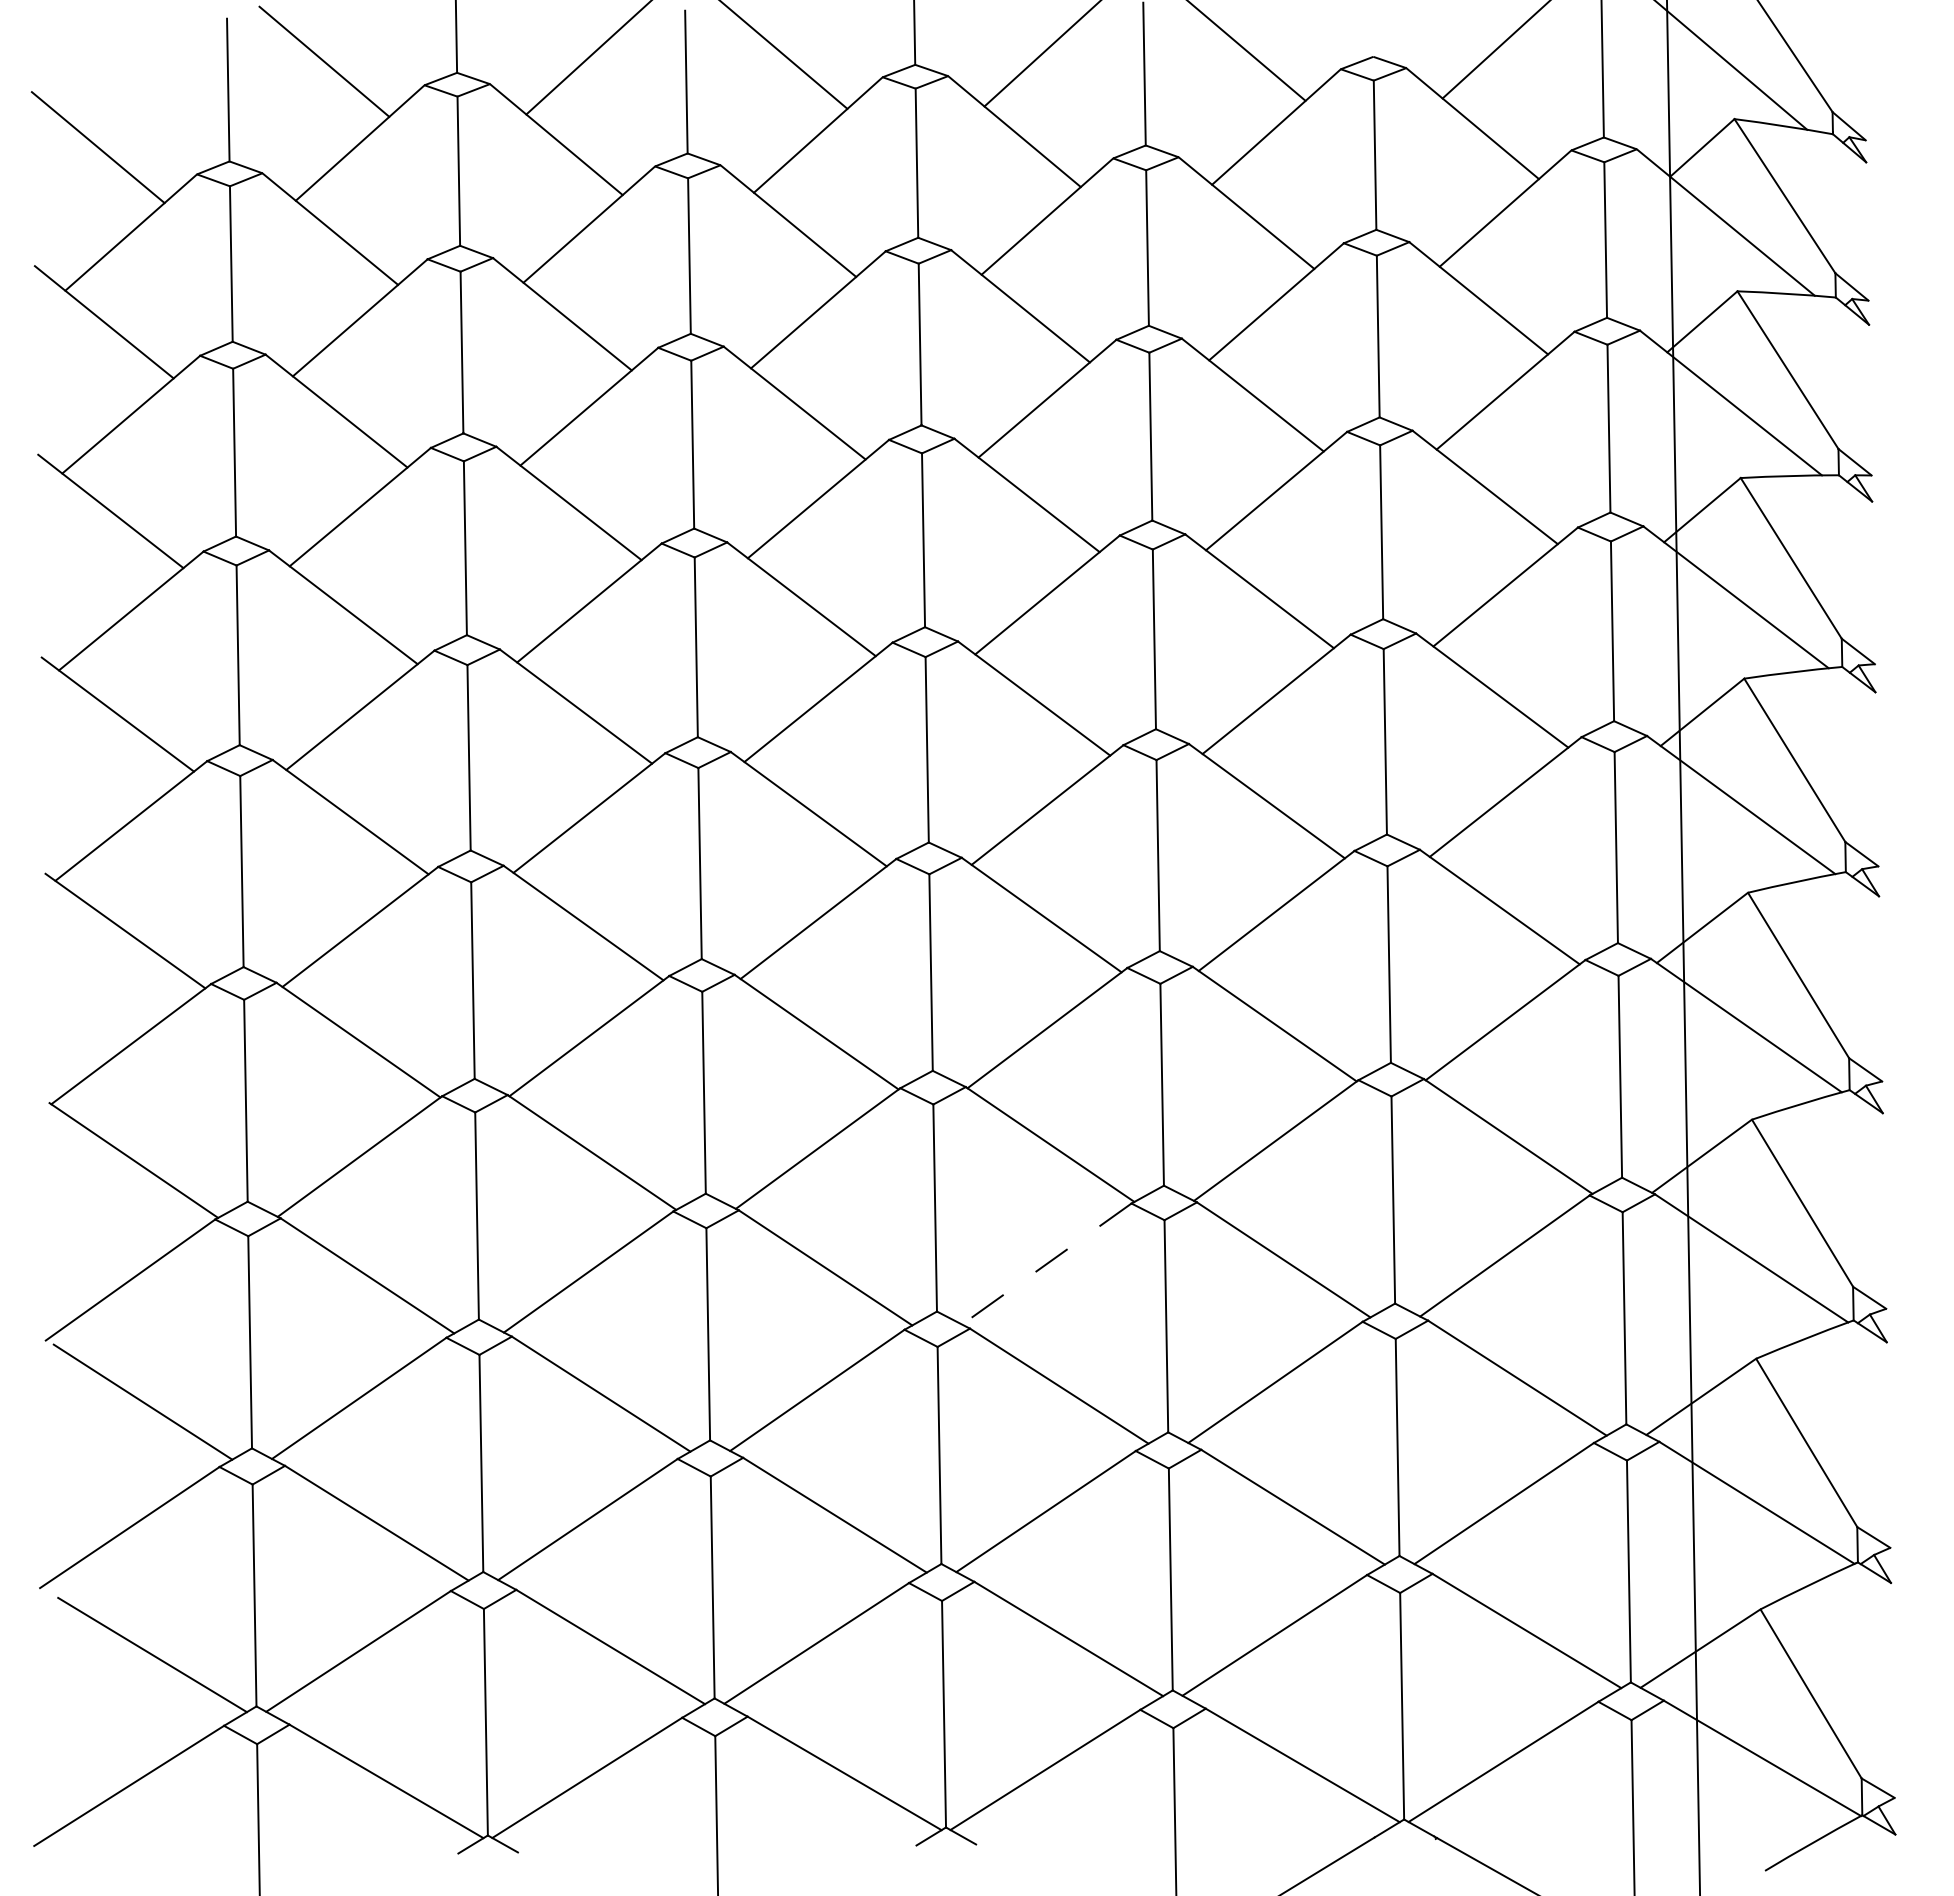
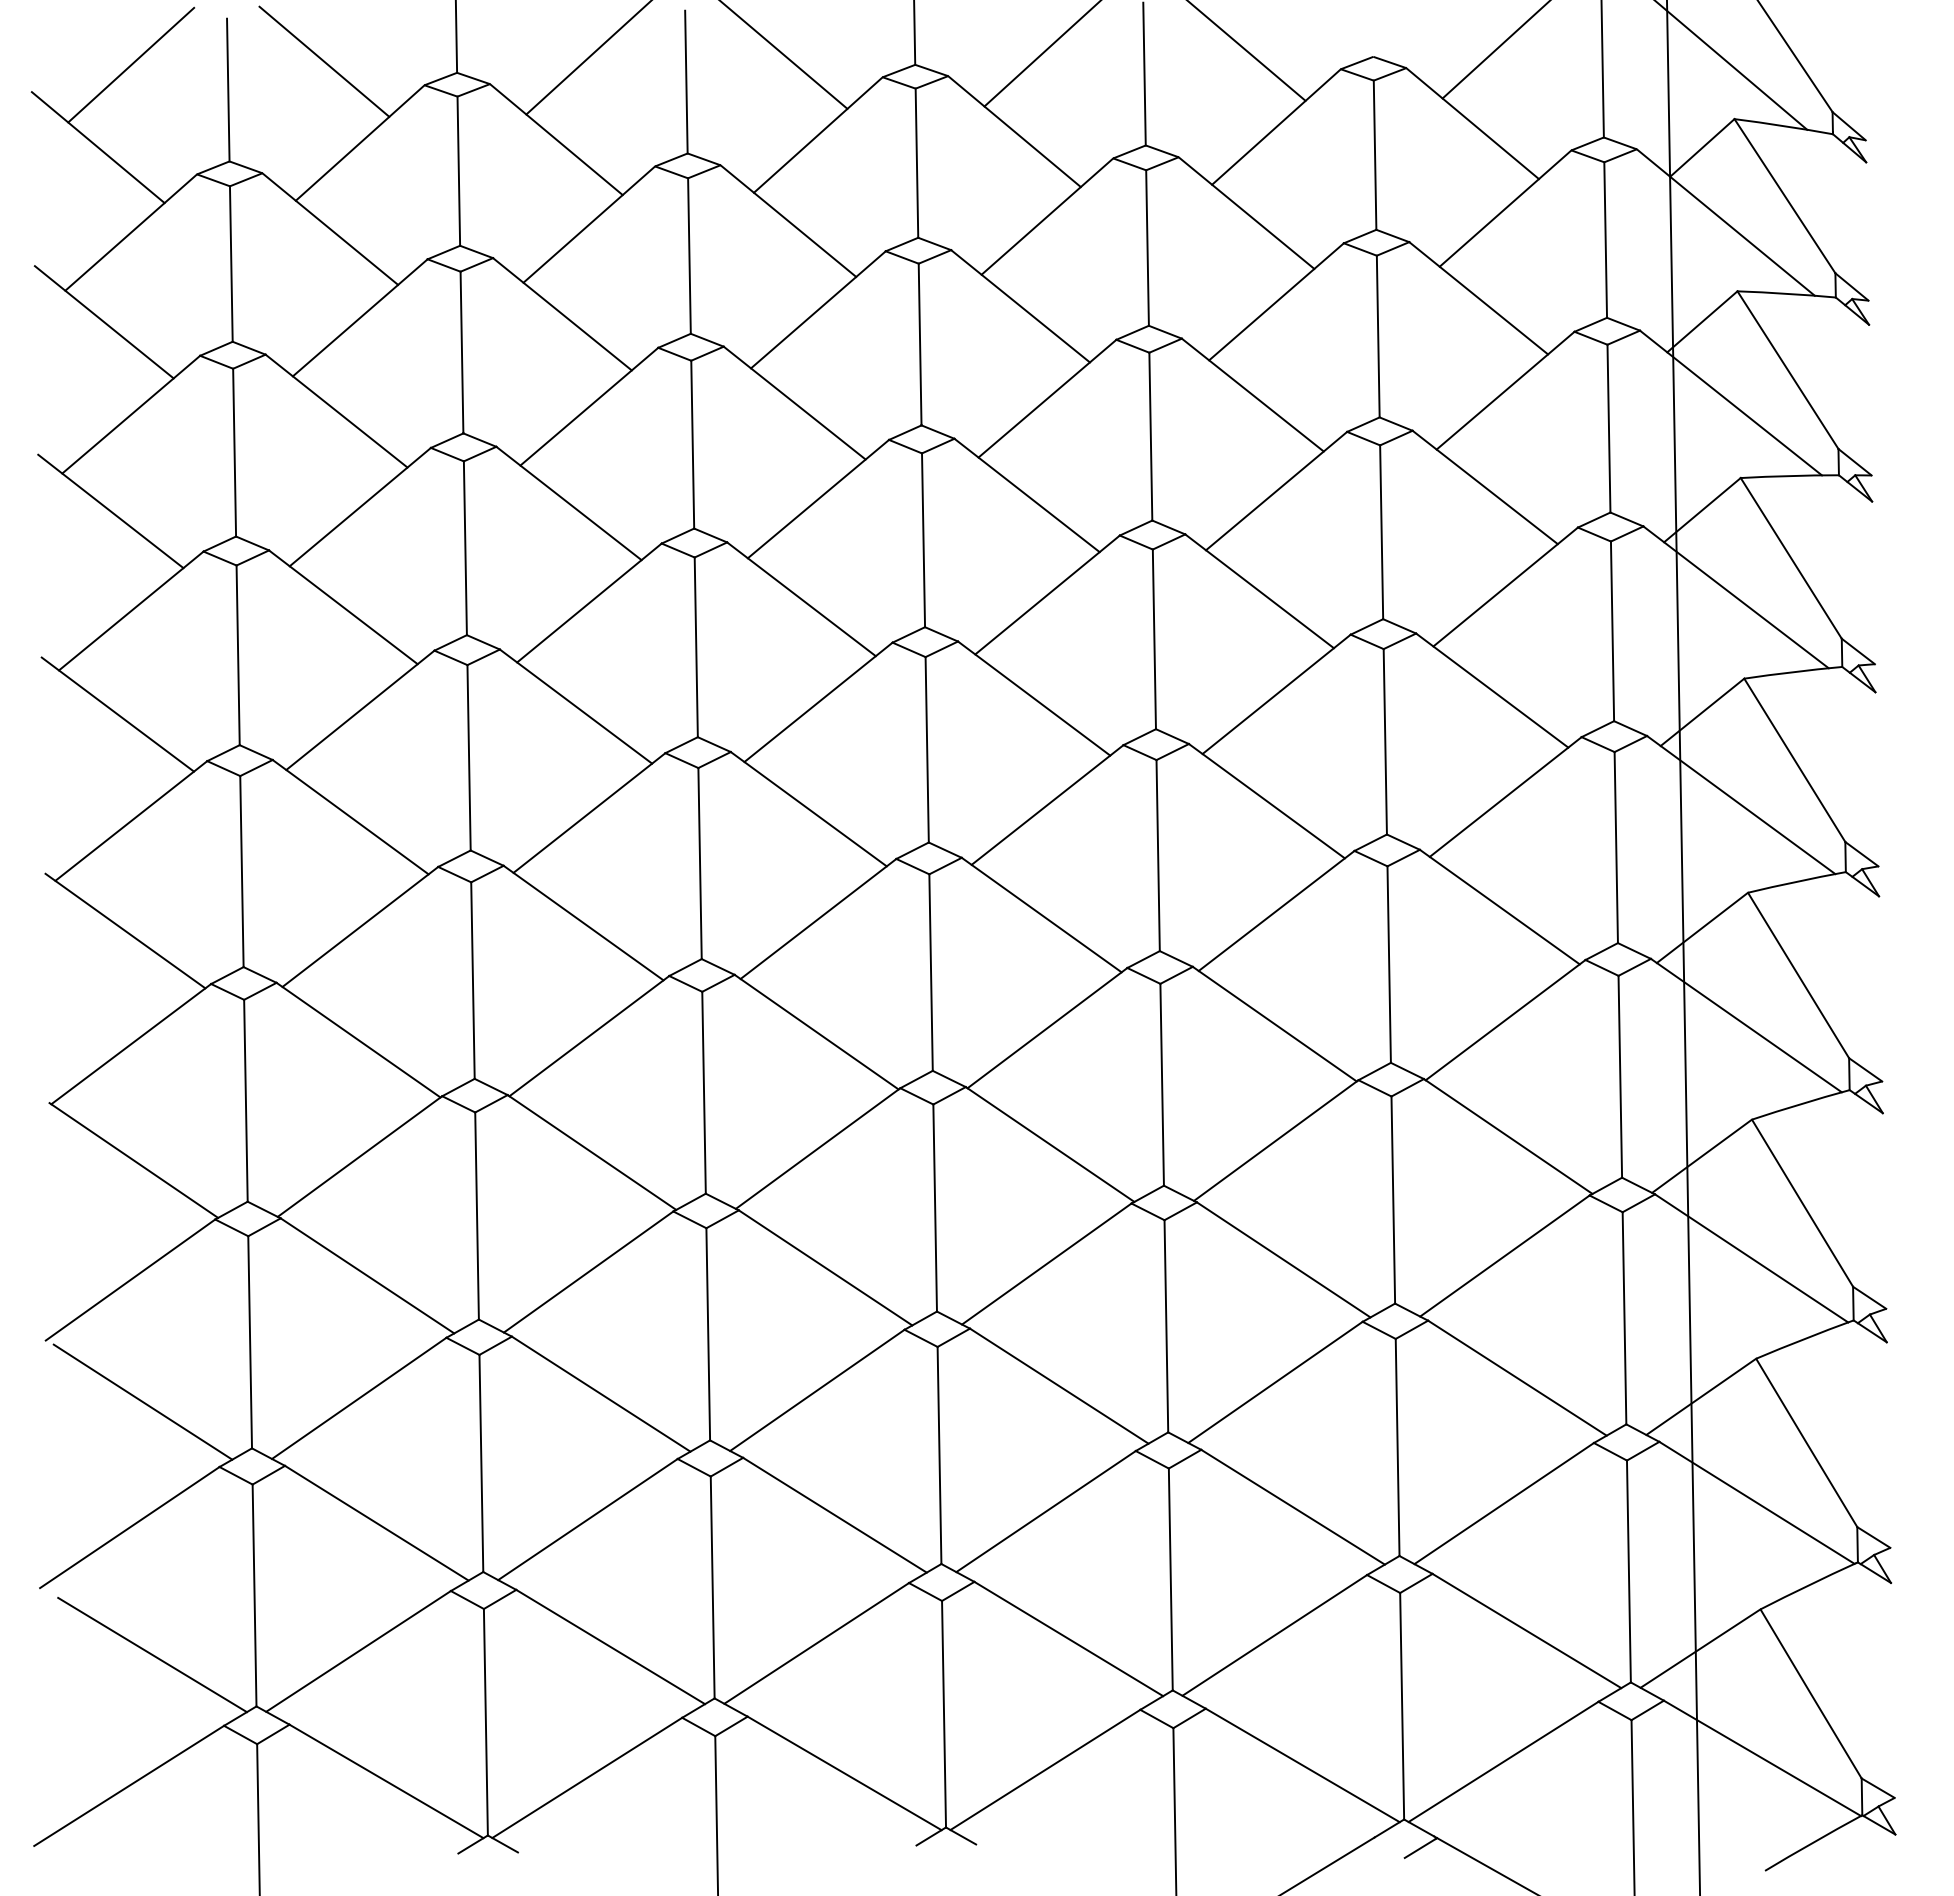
line: none -> present (131, 64)
line: dashed -> solid (1046, 1264)
line: none -> present (1419, 1847)
